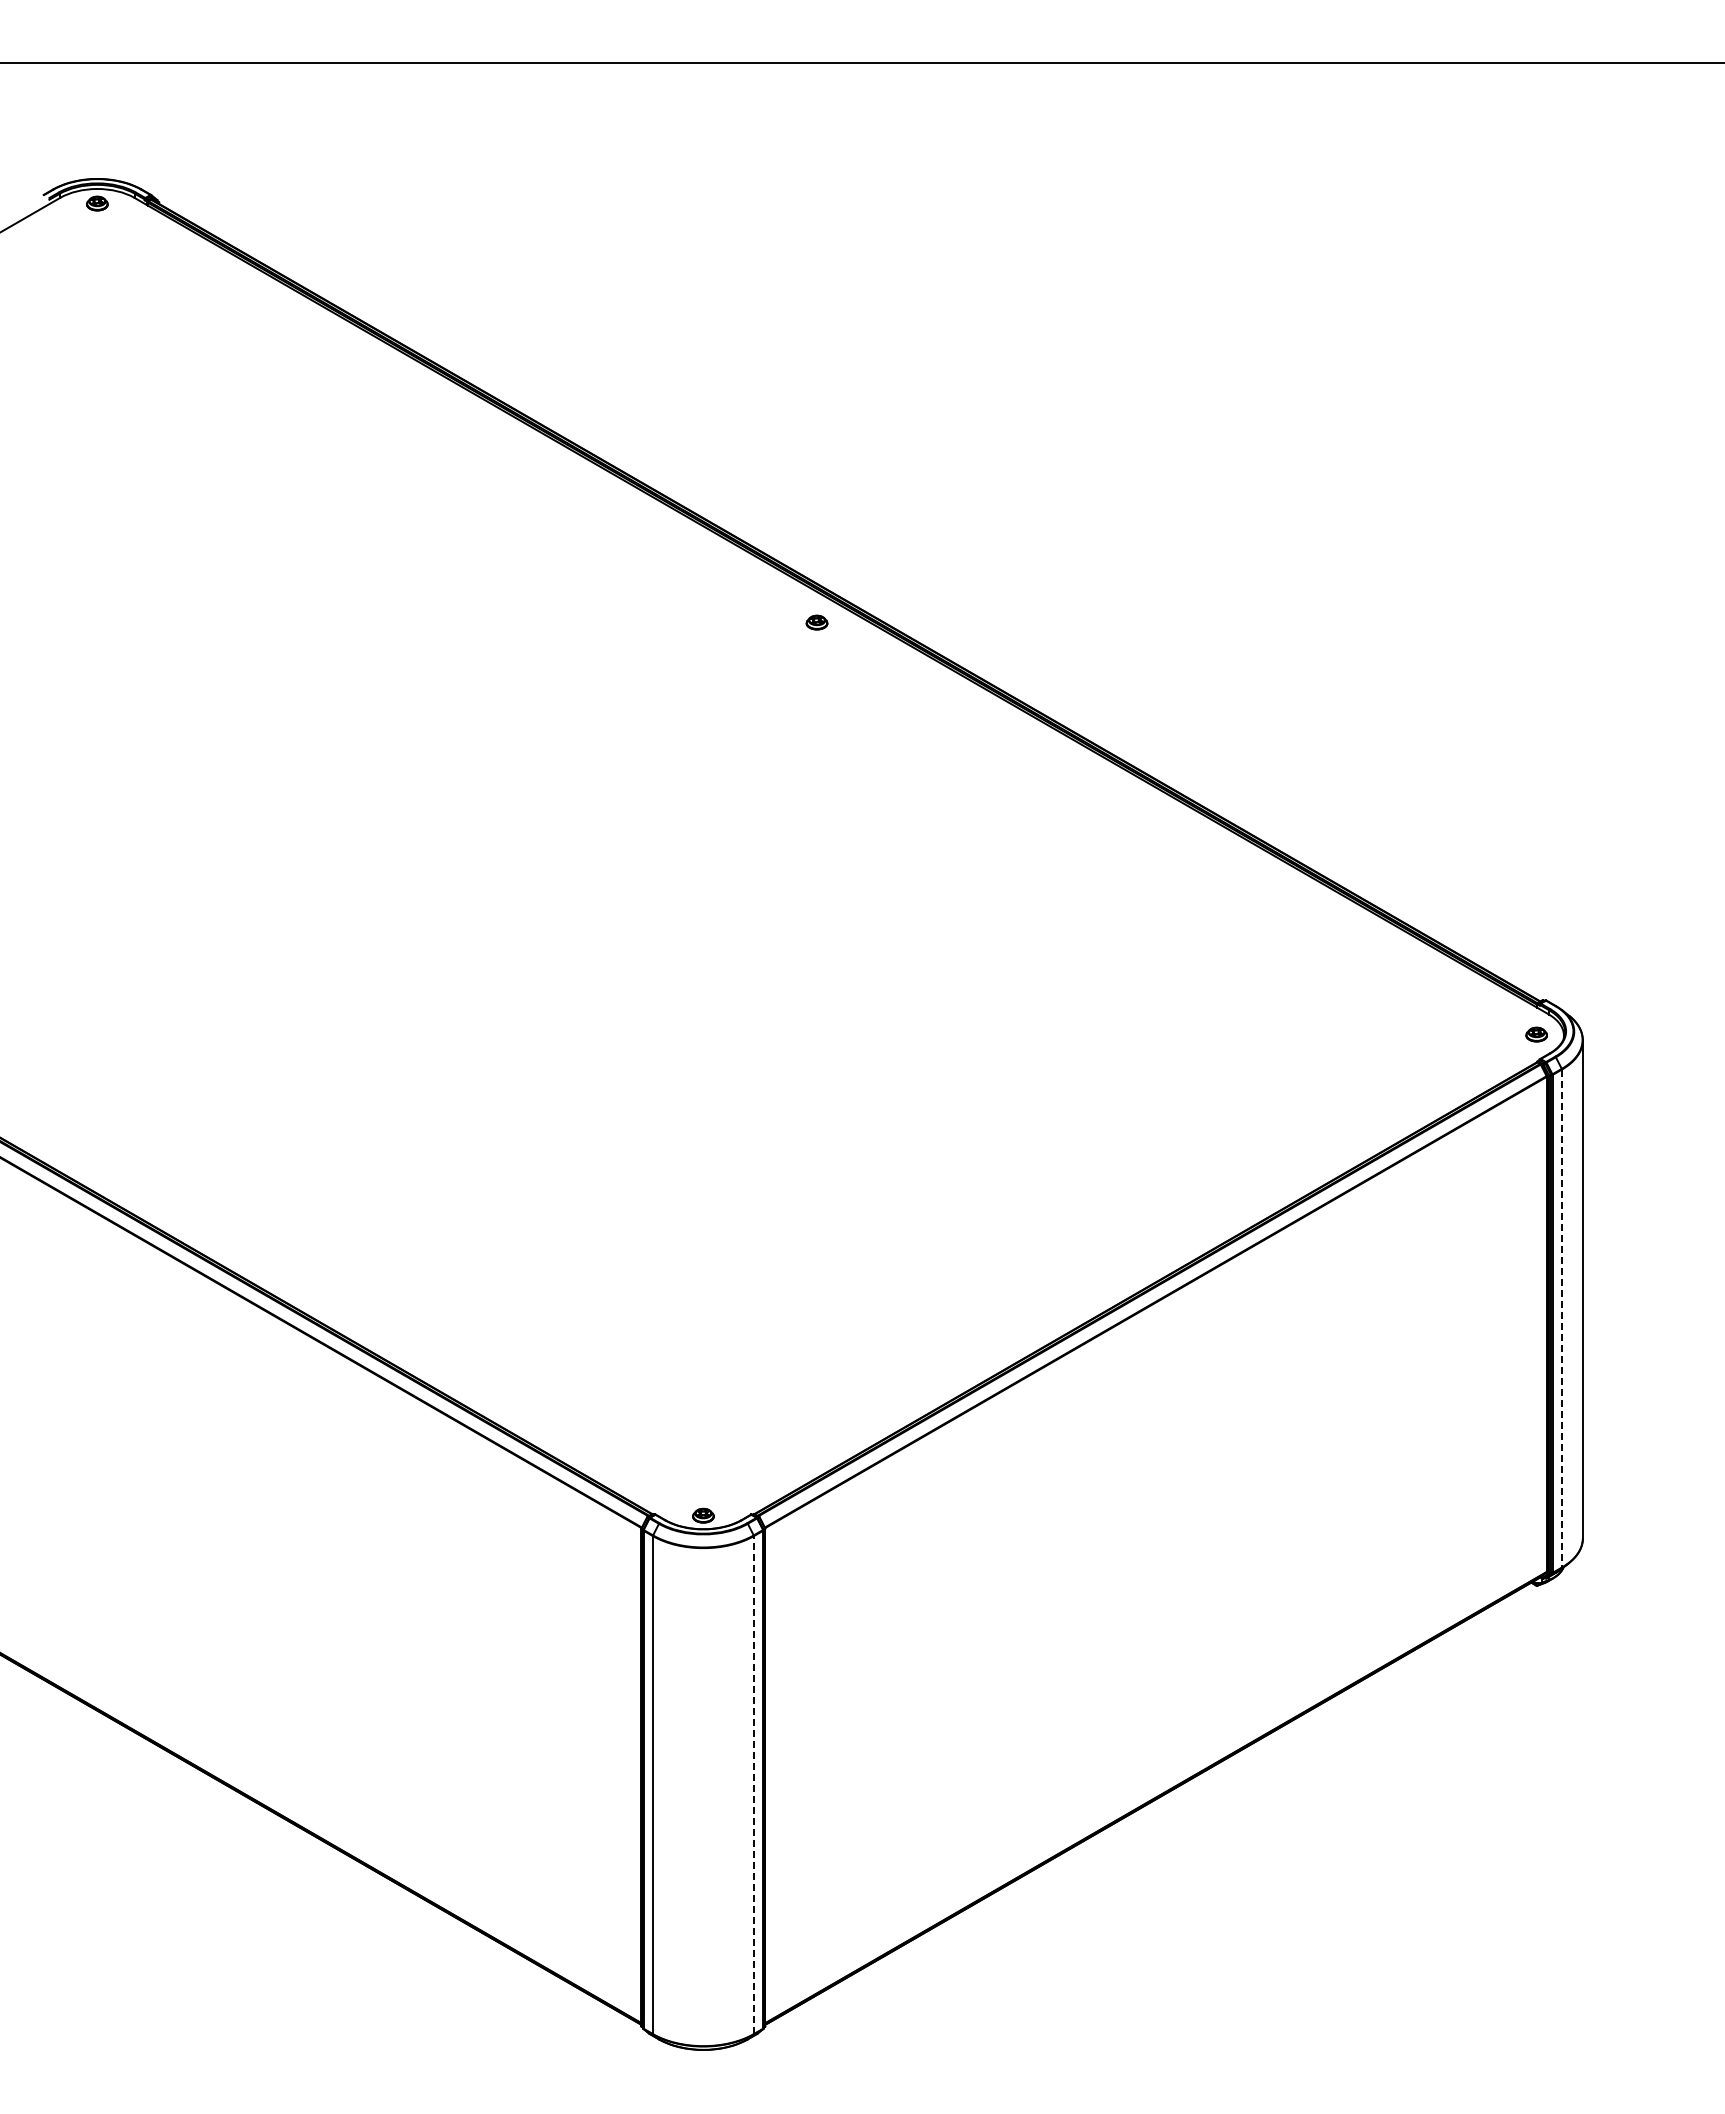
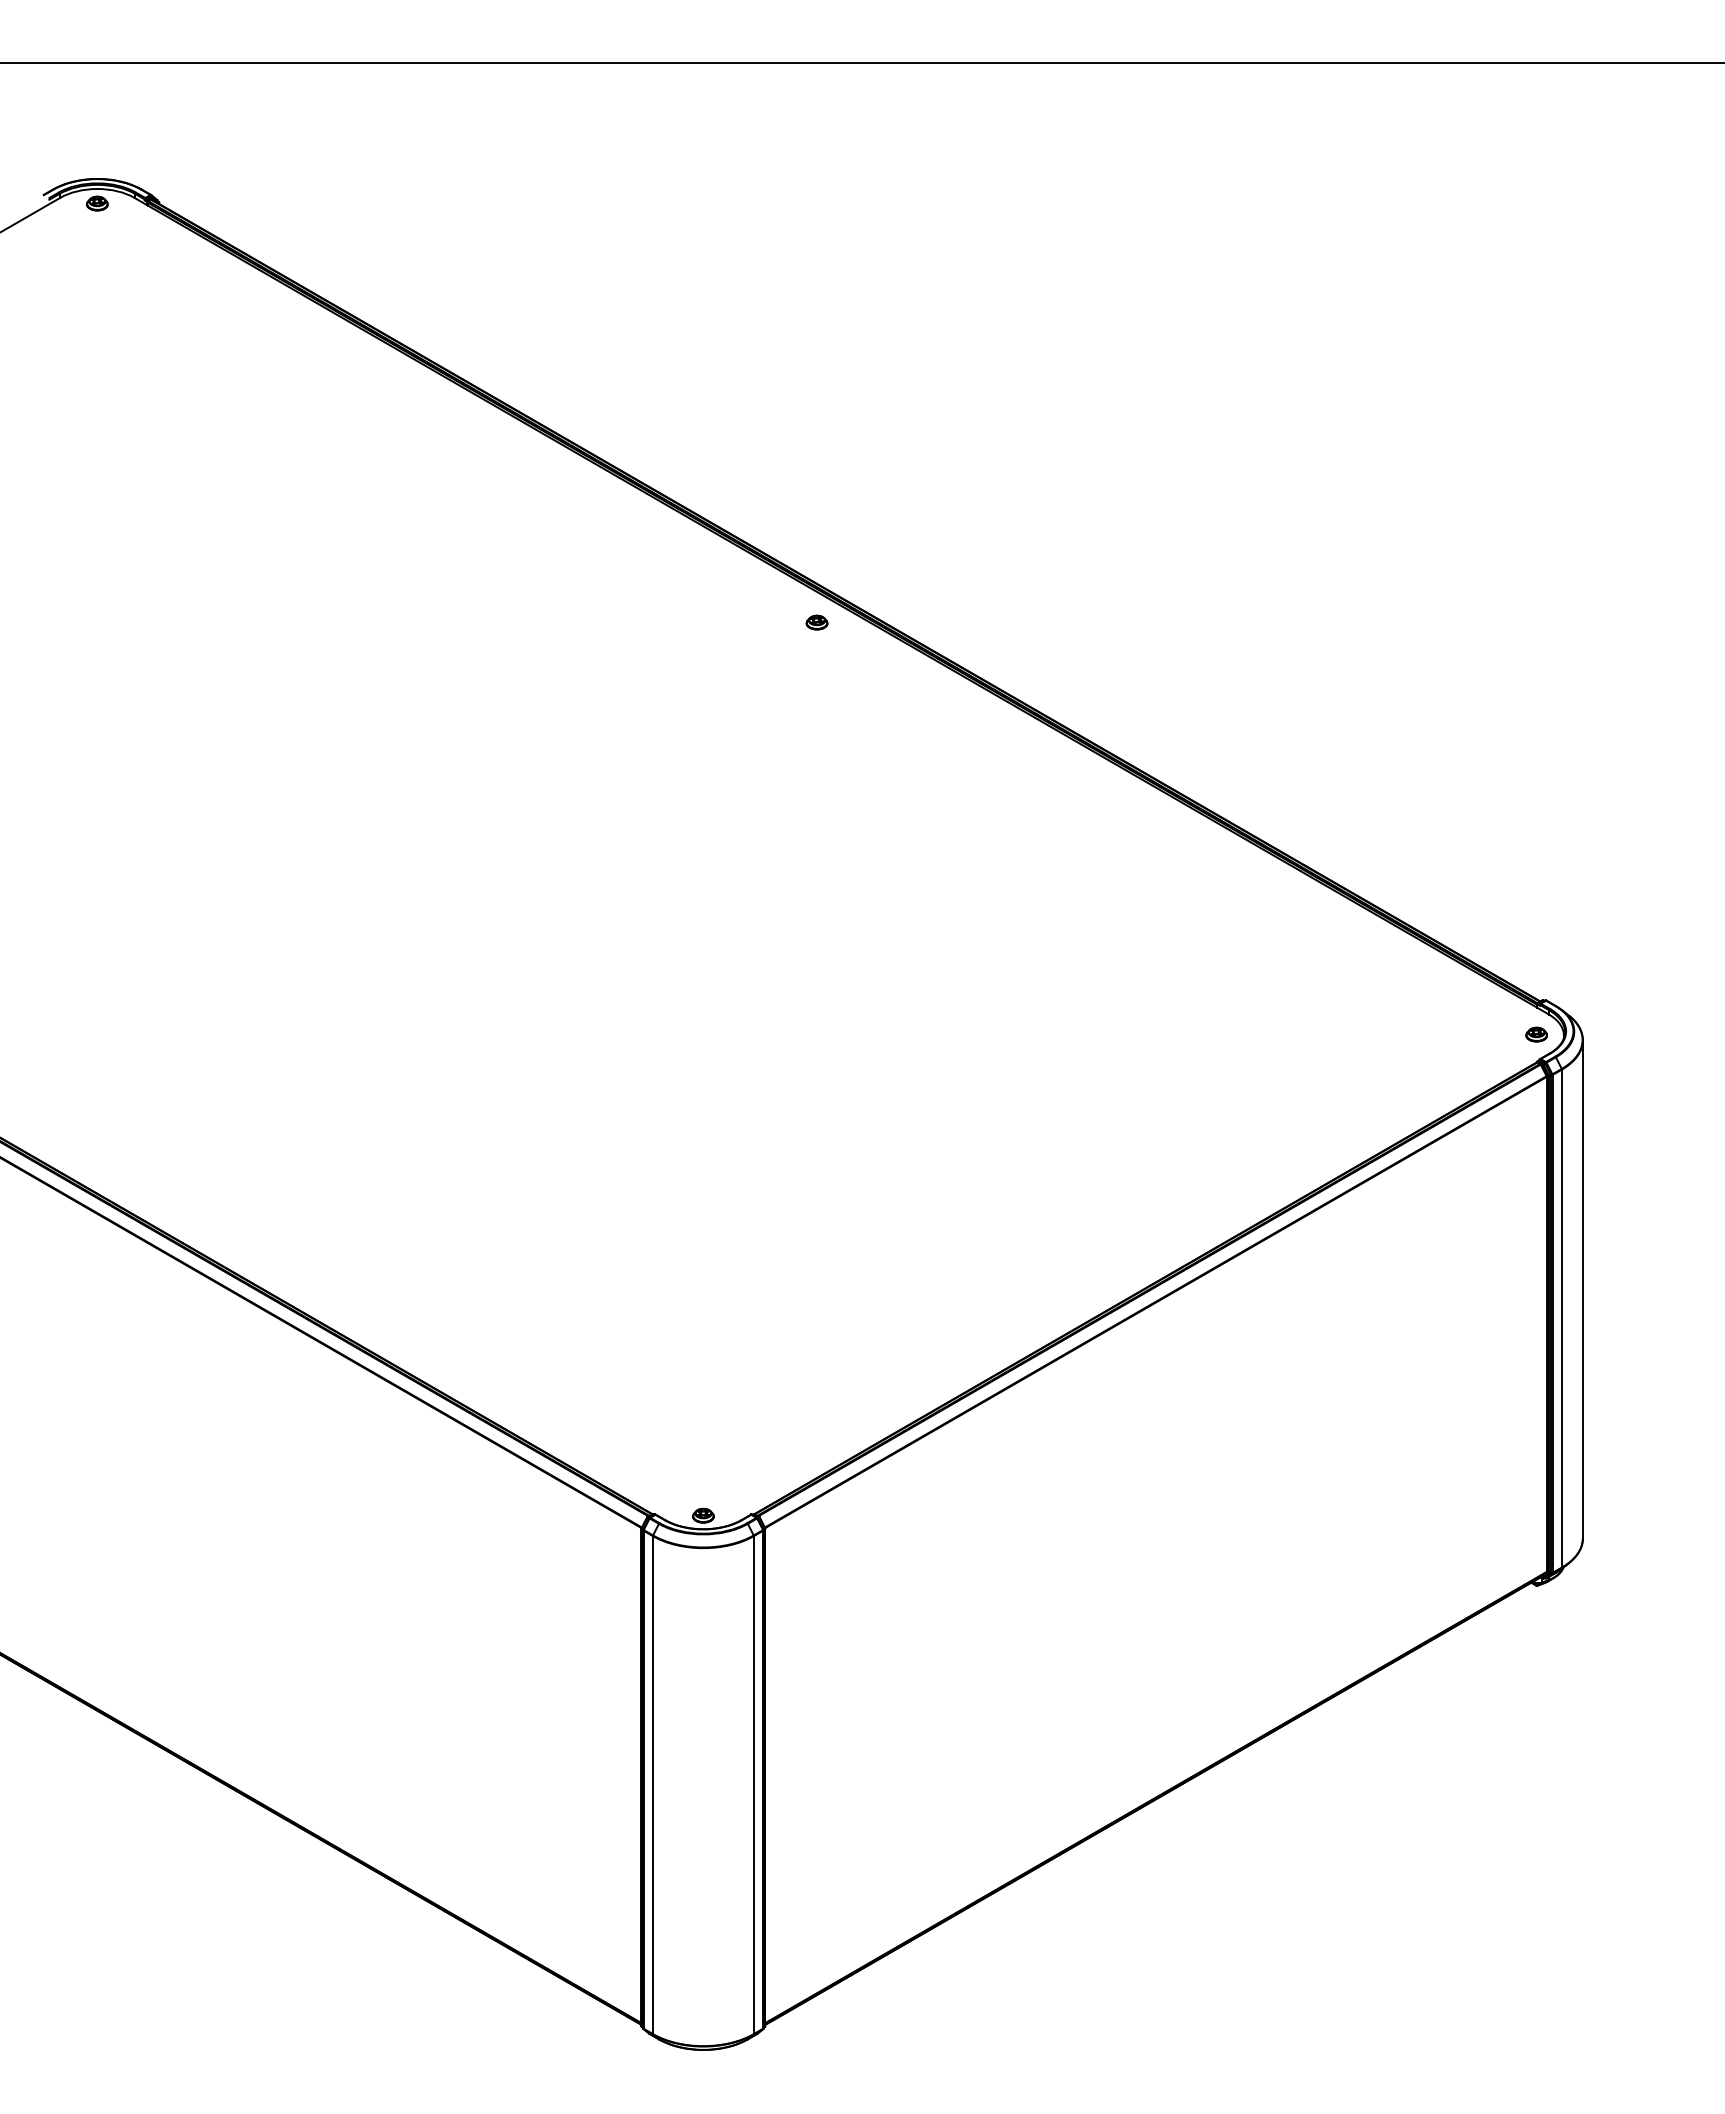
line: dashed -> solid (1561, 1318)
line: dashed -> solid (753, 1785)
